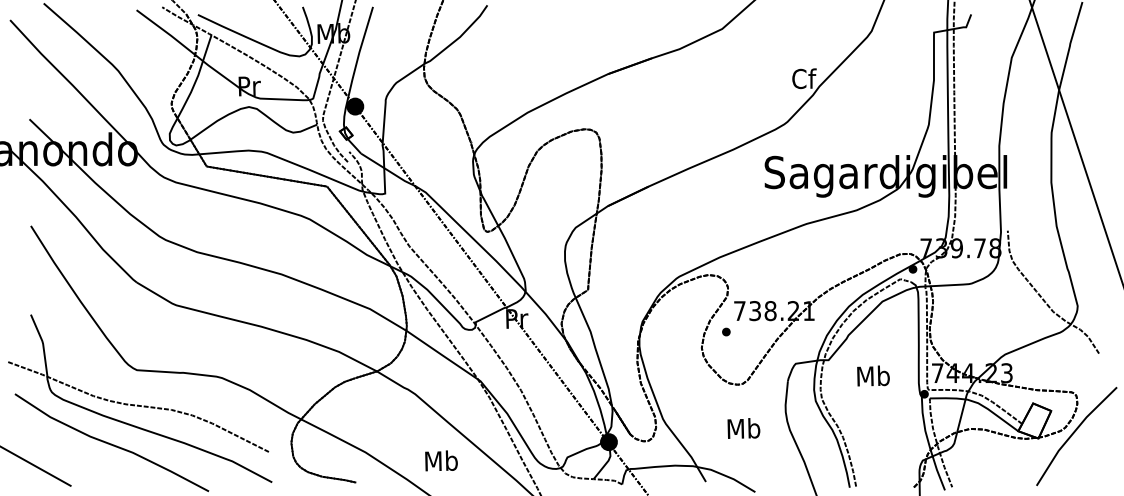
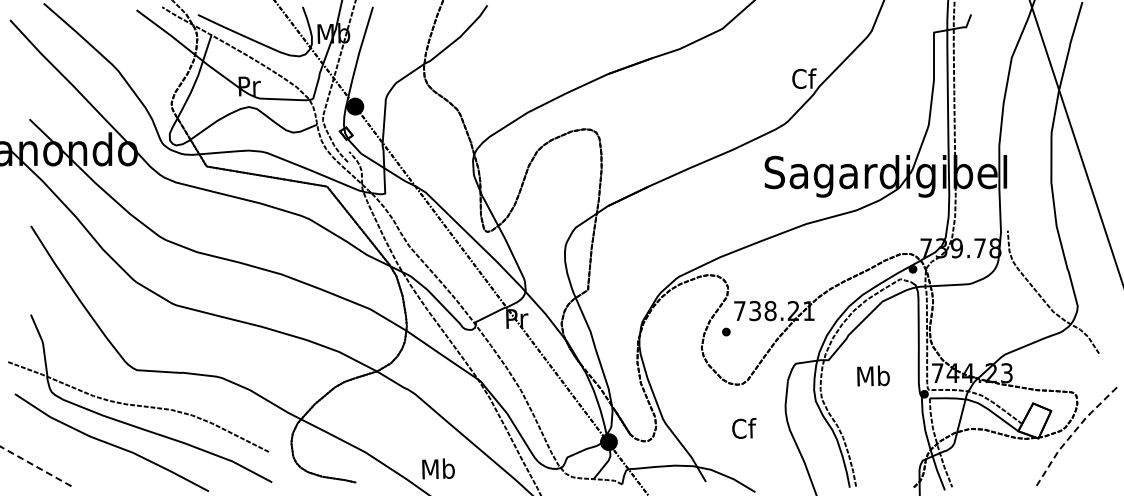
text: Mb -> Cf (743, 427)
line: solid -> dashed (1072, 433)
text position: (441, 460) -> (438, 468) (438, 468)
line: solid -> dashed (35, 466)
